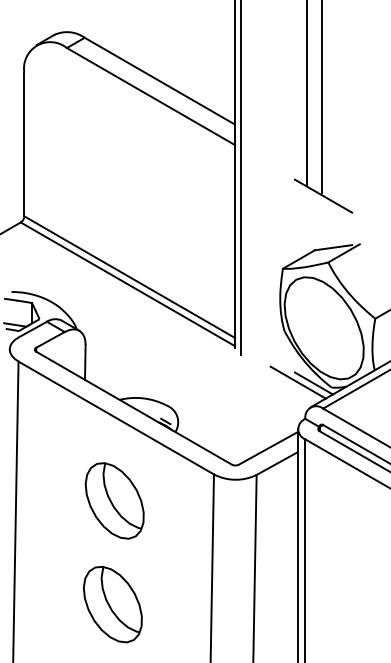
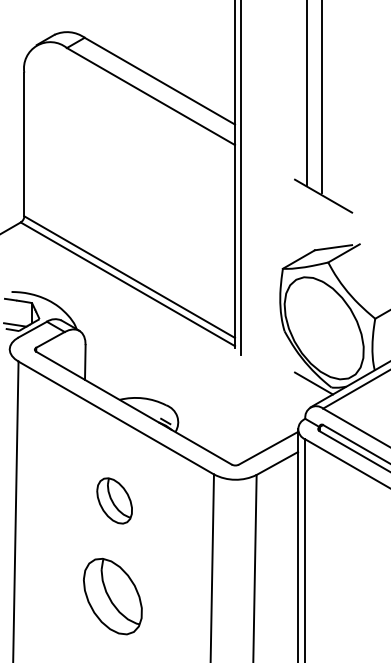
line: present -> none (297, 382)
part size: 61x78 px -> 37x48 px (114, 500)
part position: (112, 604) -> (112, 596) (112, 596)
